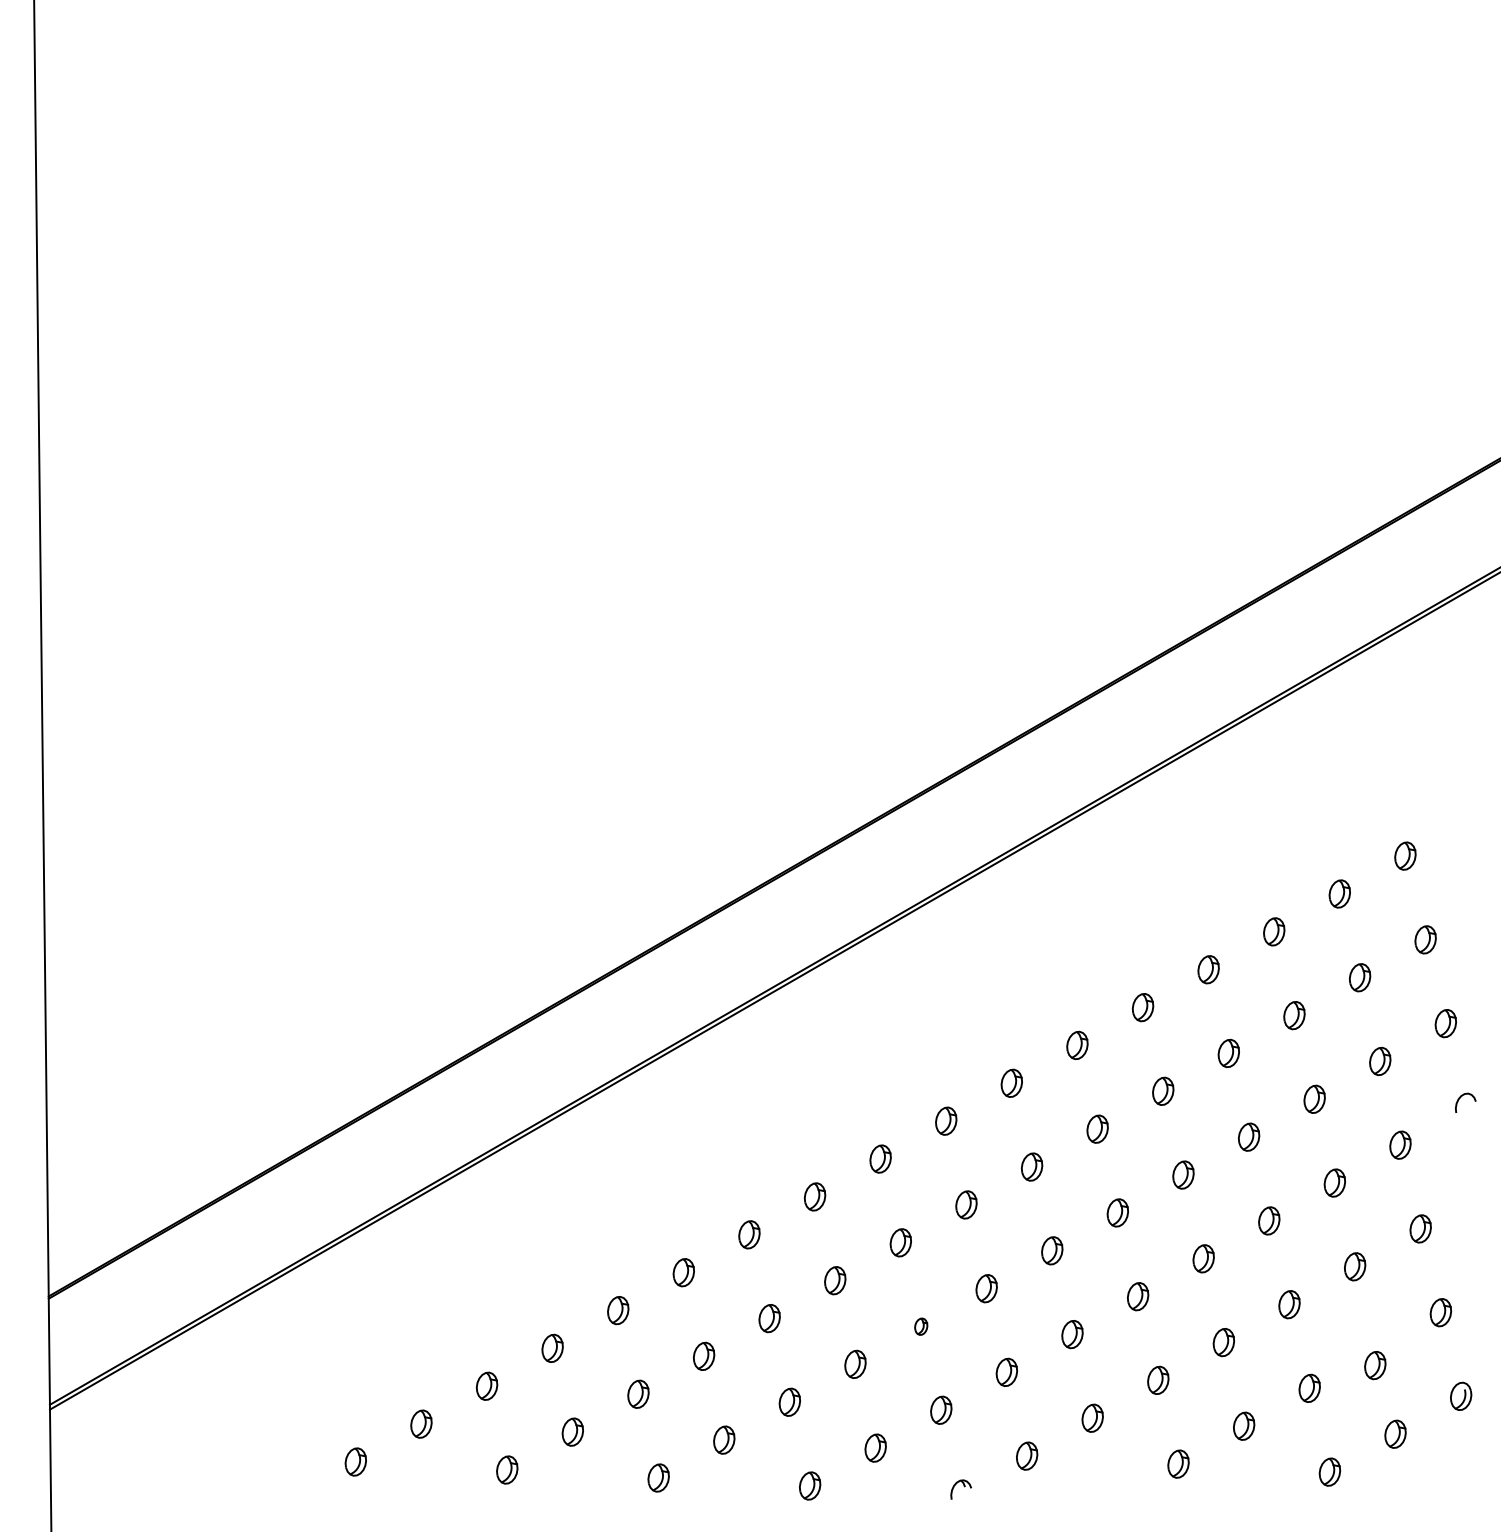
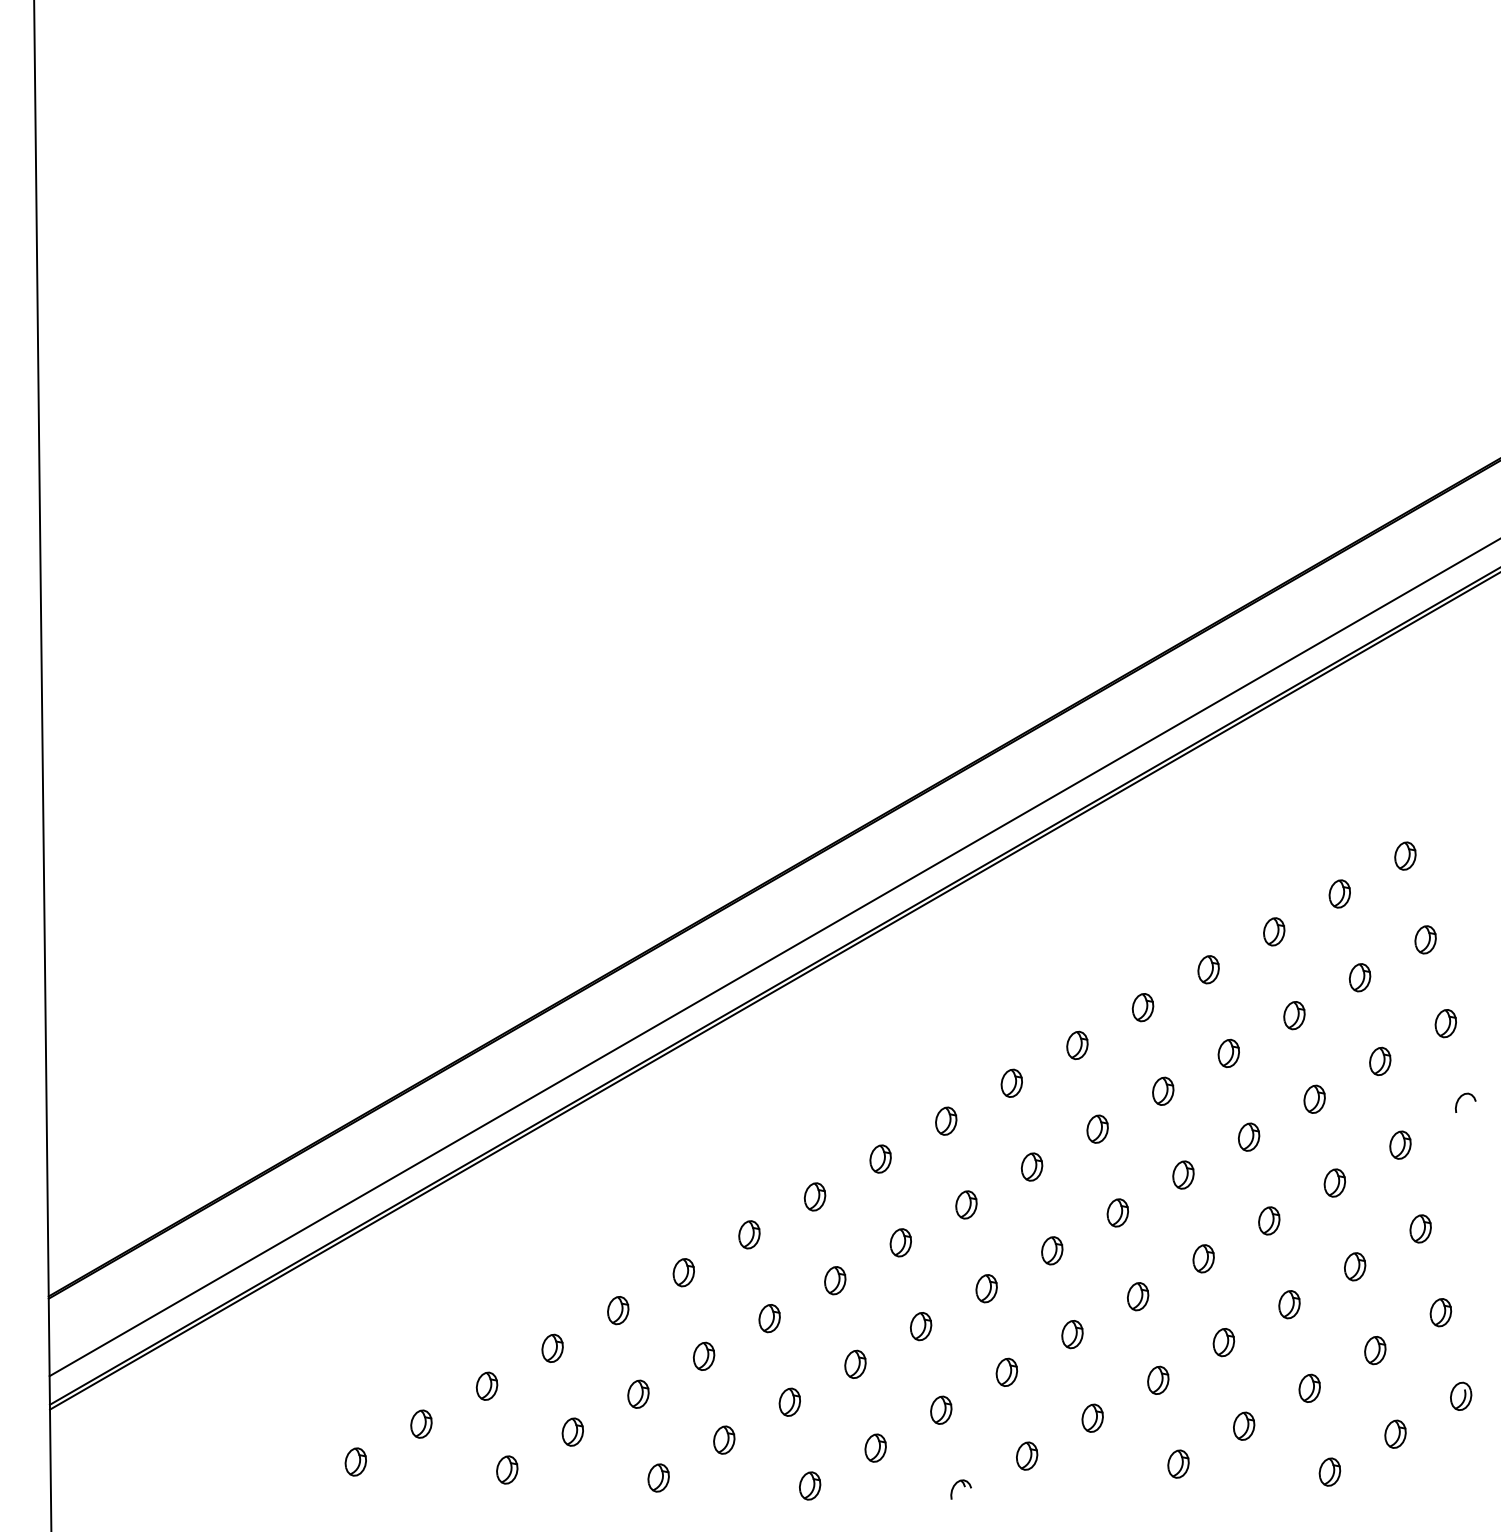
line: none -> present (773, 958)
part size: 15x19 px -> 23x30 px (921, 1326)
part position: (1375, 1365) -> (1375, 1350) (1375, 1350)
